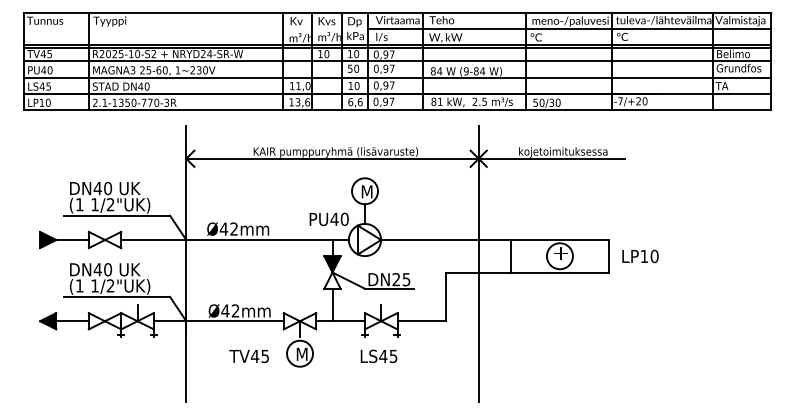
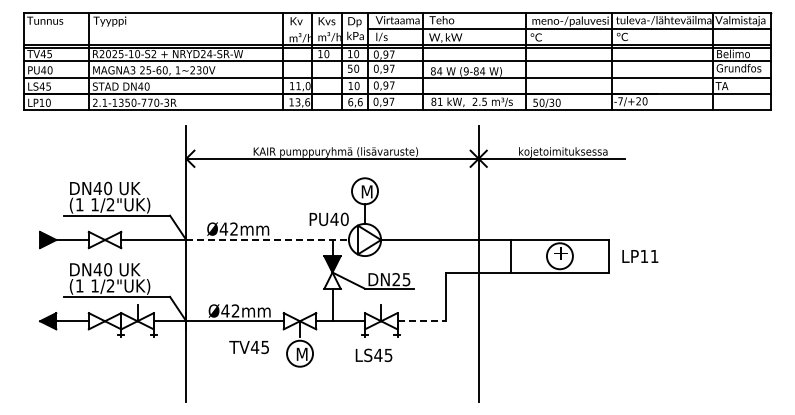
line: solid -> dashed (268, 240)
text: LP10 -> LP11 (654, 256)
line: solid -> dashed (422, 321)
text position: (248, 356) -> (248, 347) (248, 347)
text position: (378, 356) -> (373, 355) (373, 355)
